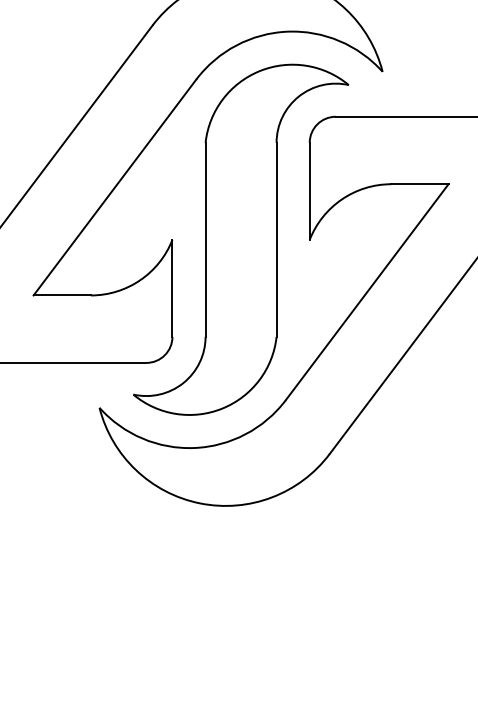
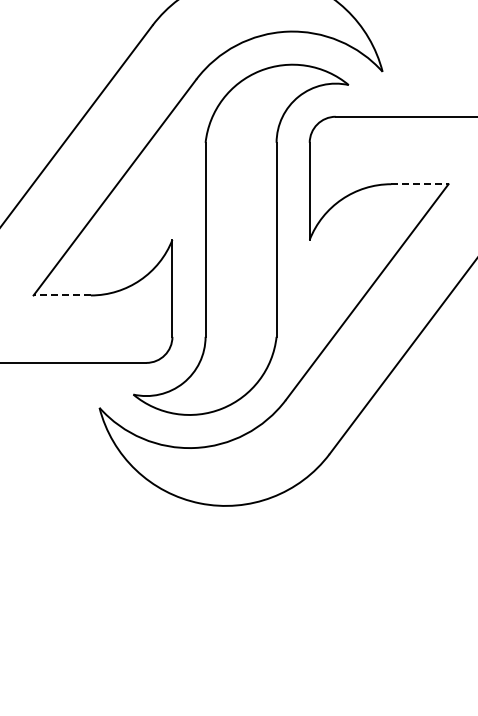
line: solid -> dashed (419, 184)
line: solid -> dashed (62, 295)
